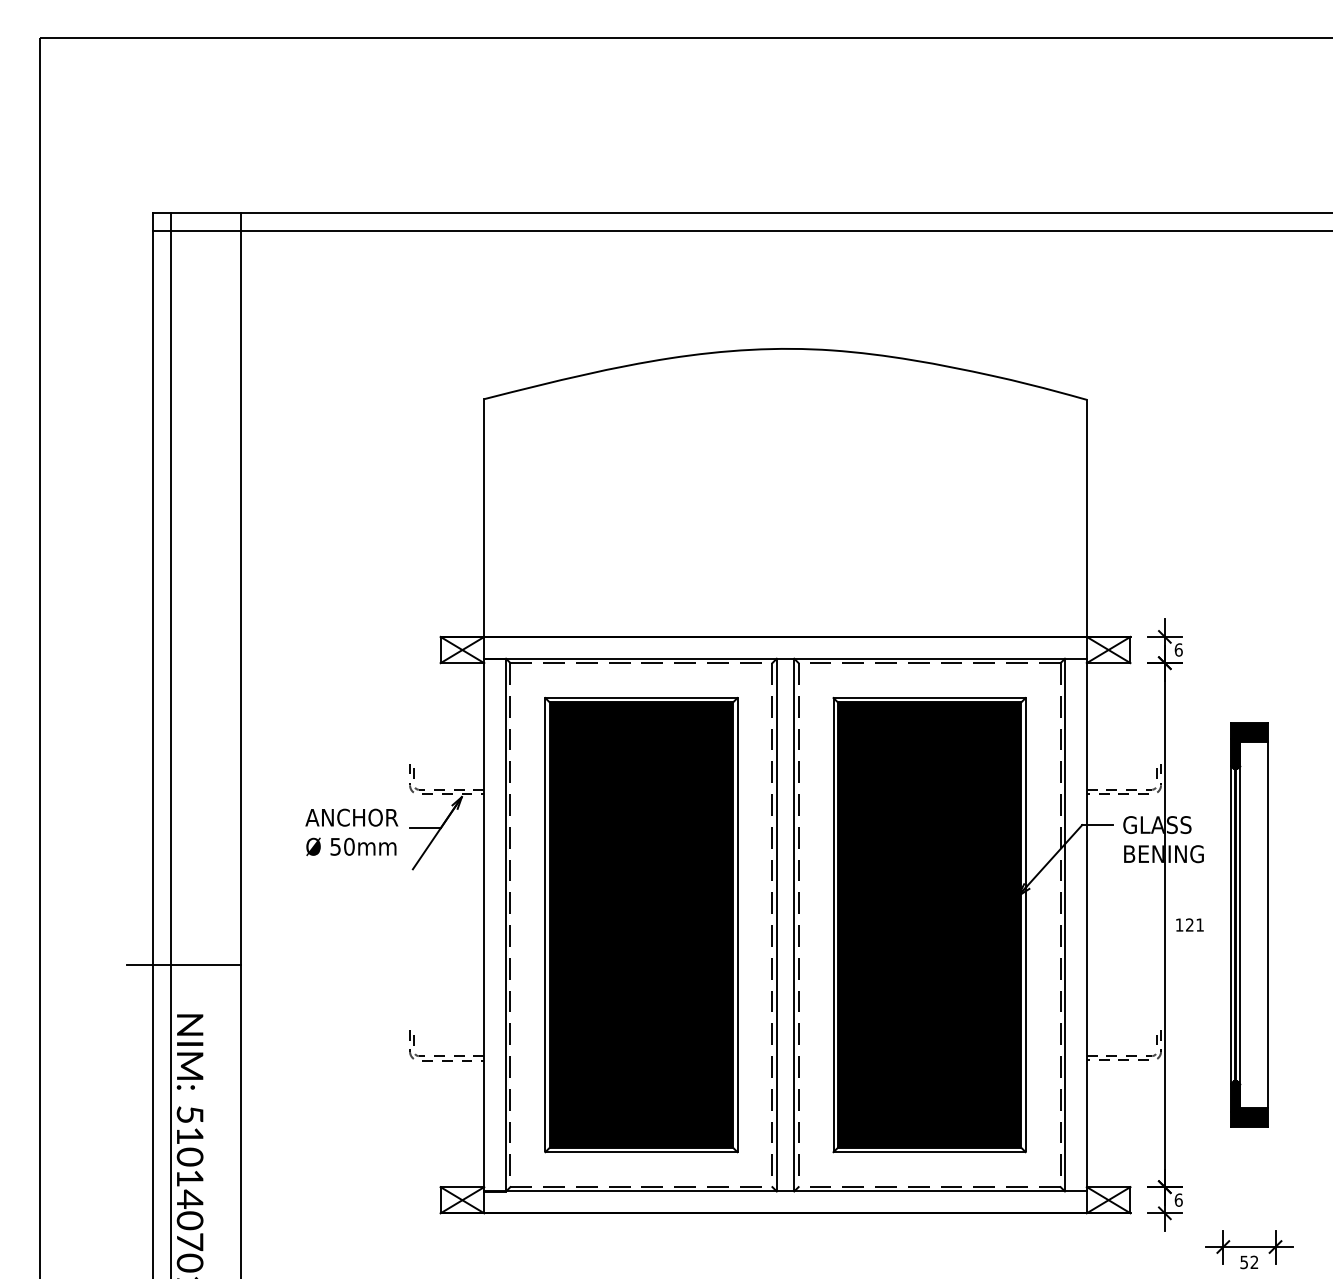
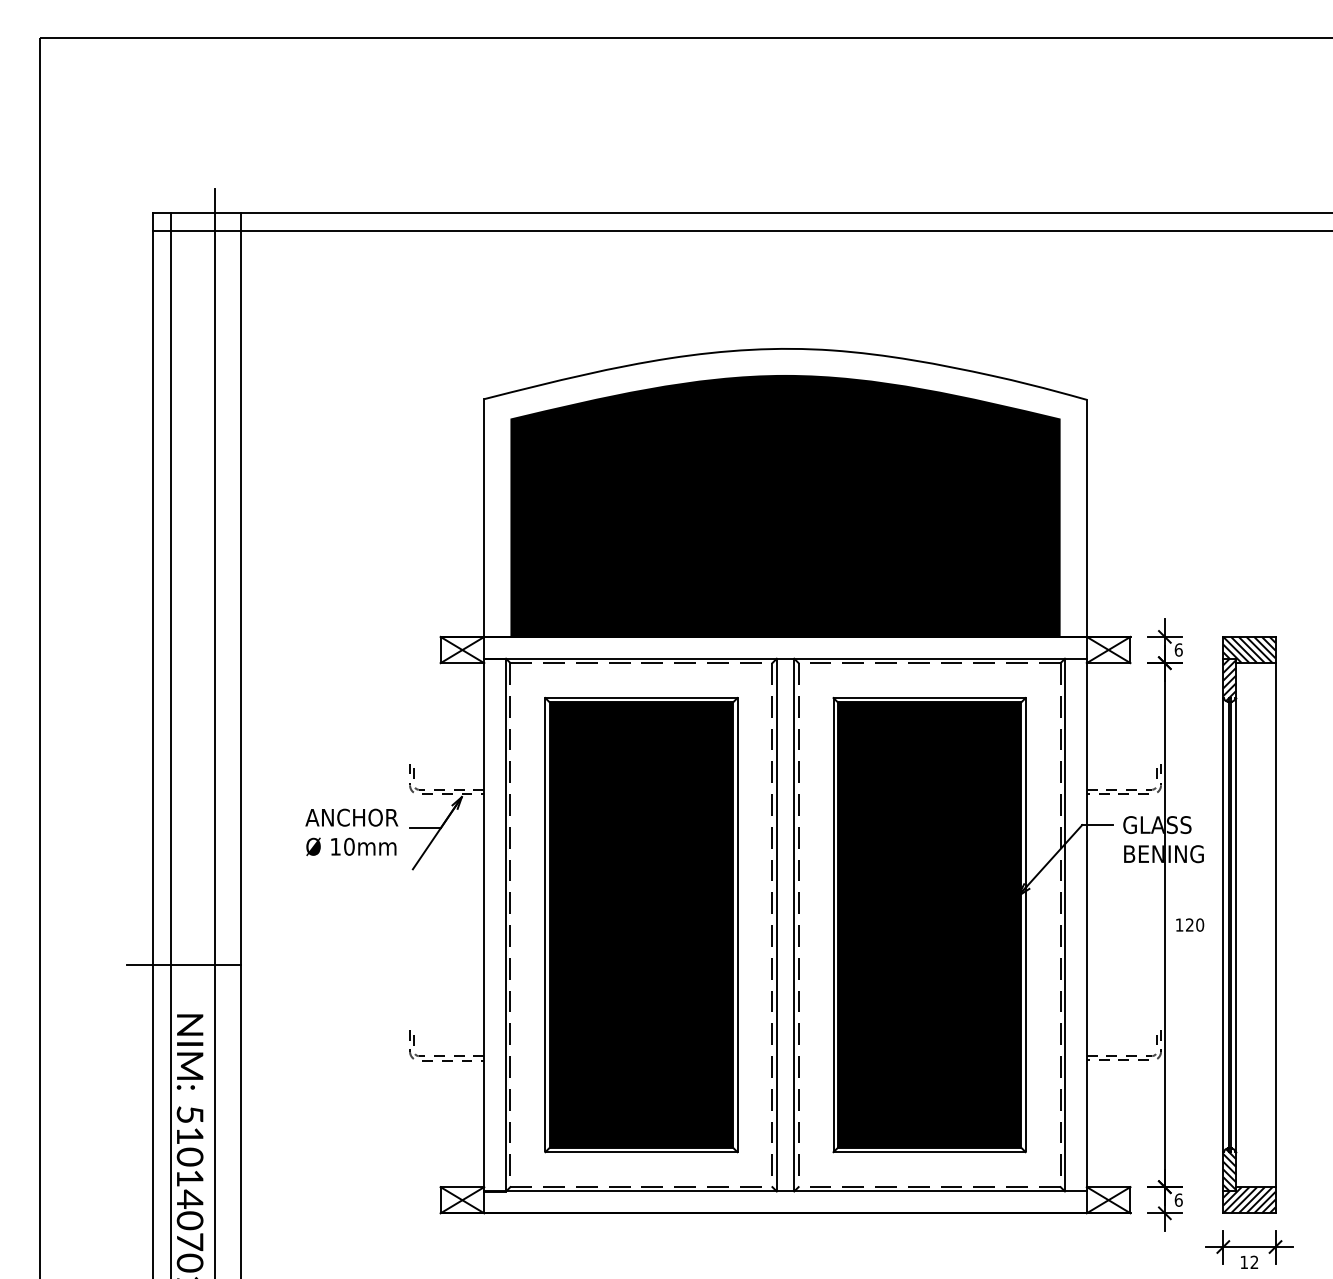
fill: none -> present (785, 505)
line: none -> present (214, 731)
text: 50mm -> 10mm (335, 846)
text: 121 -> 120 (1200, 924)
part size: 39x406 px -> 55x578 px (1249, 924)
text: 52 -> 12 (1243, 1262)
